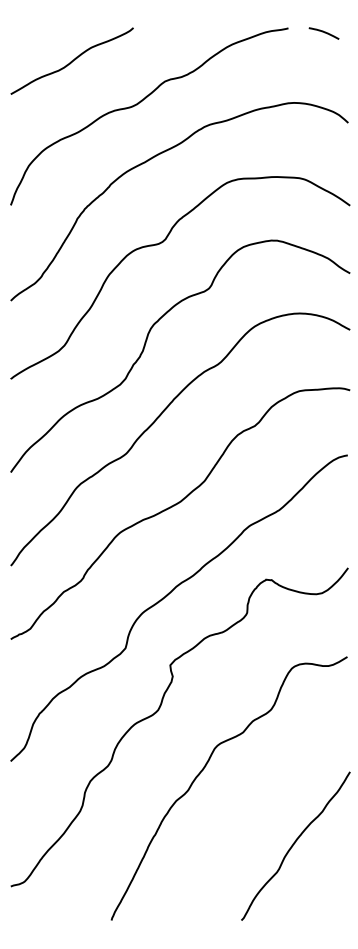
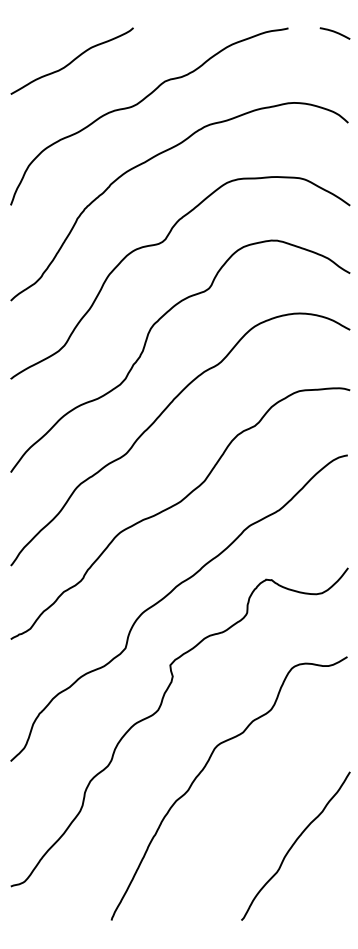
curve position: (323, 32) -> (334, 32) (334, 32)
